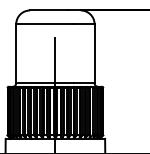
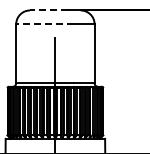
line: solid -> dashed (48, 10)
line: solid -> dashed (45, 24)
